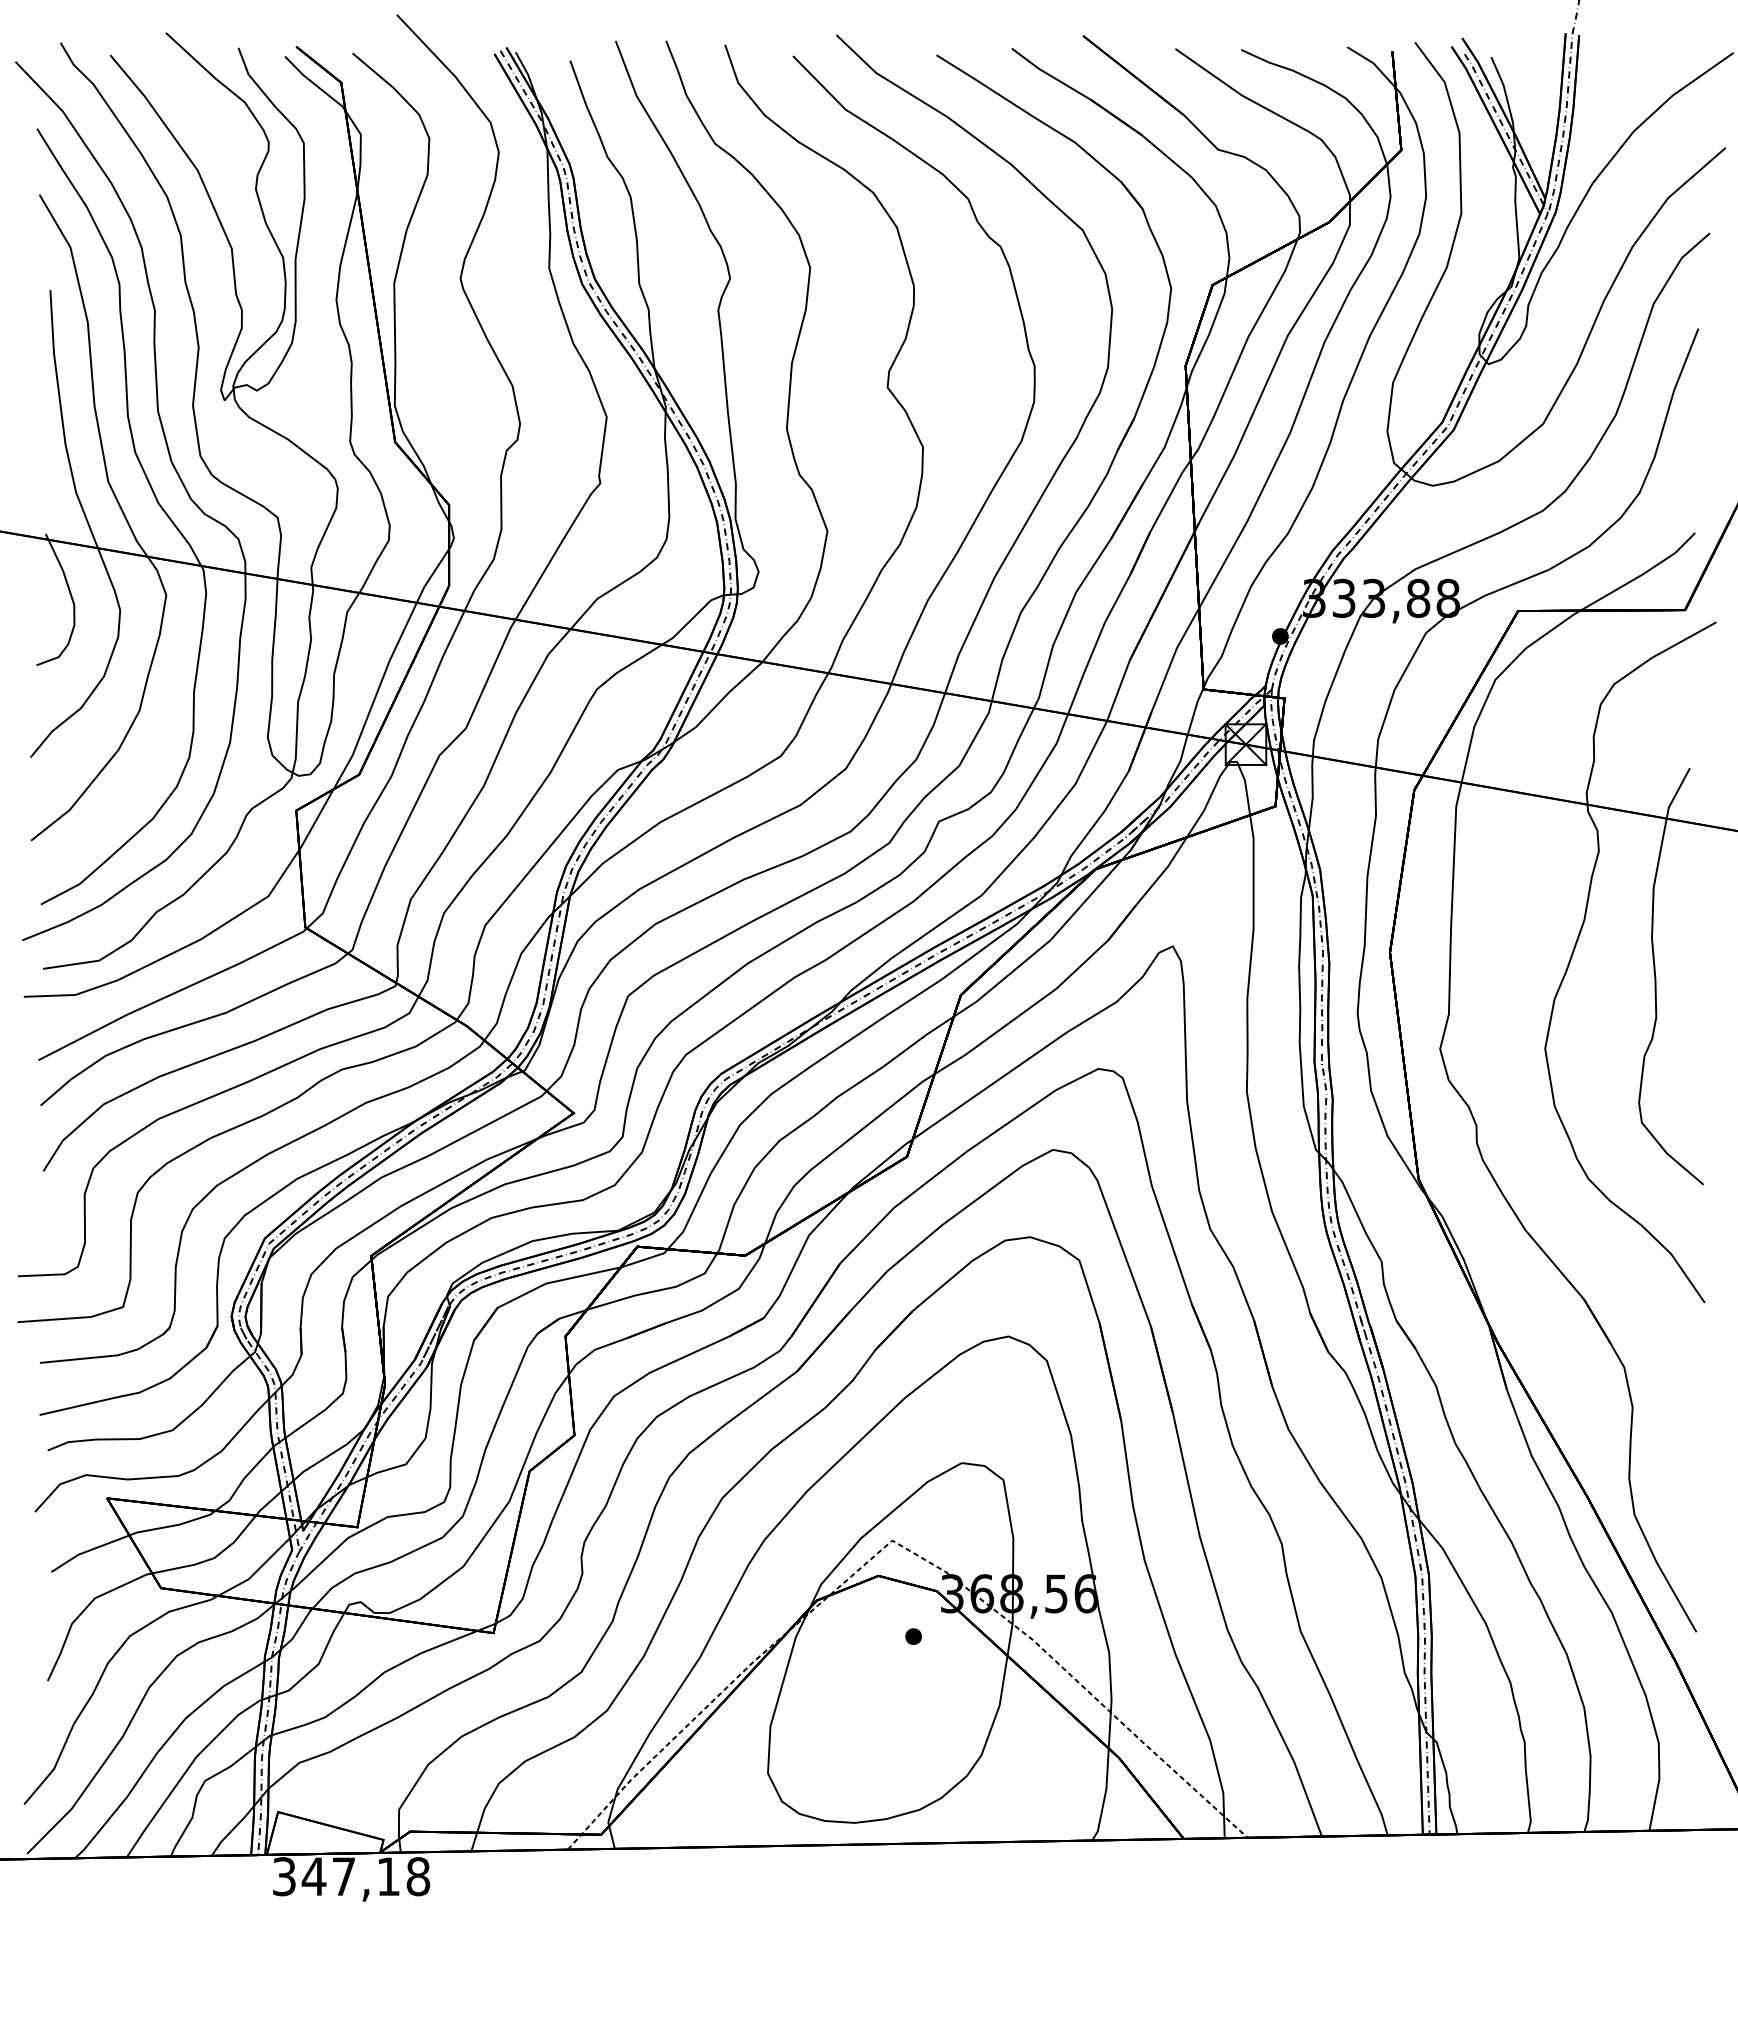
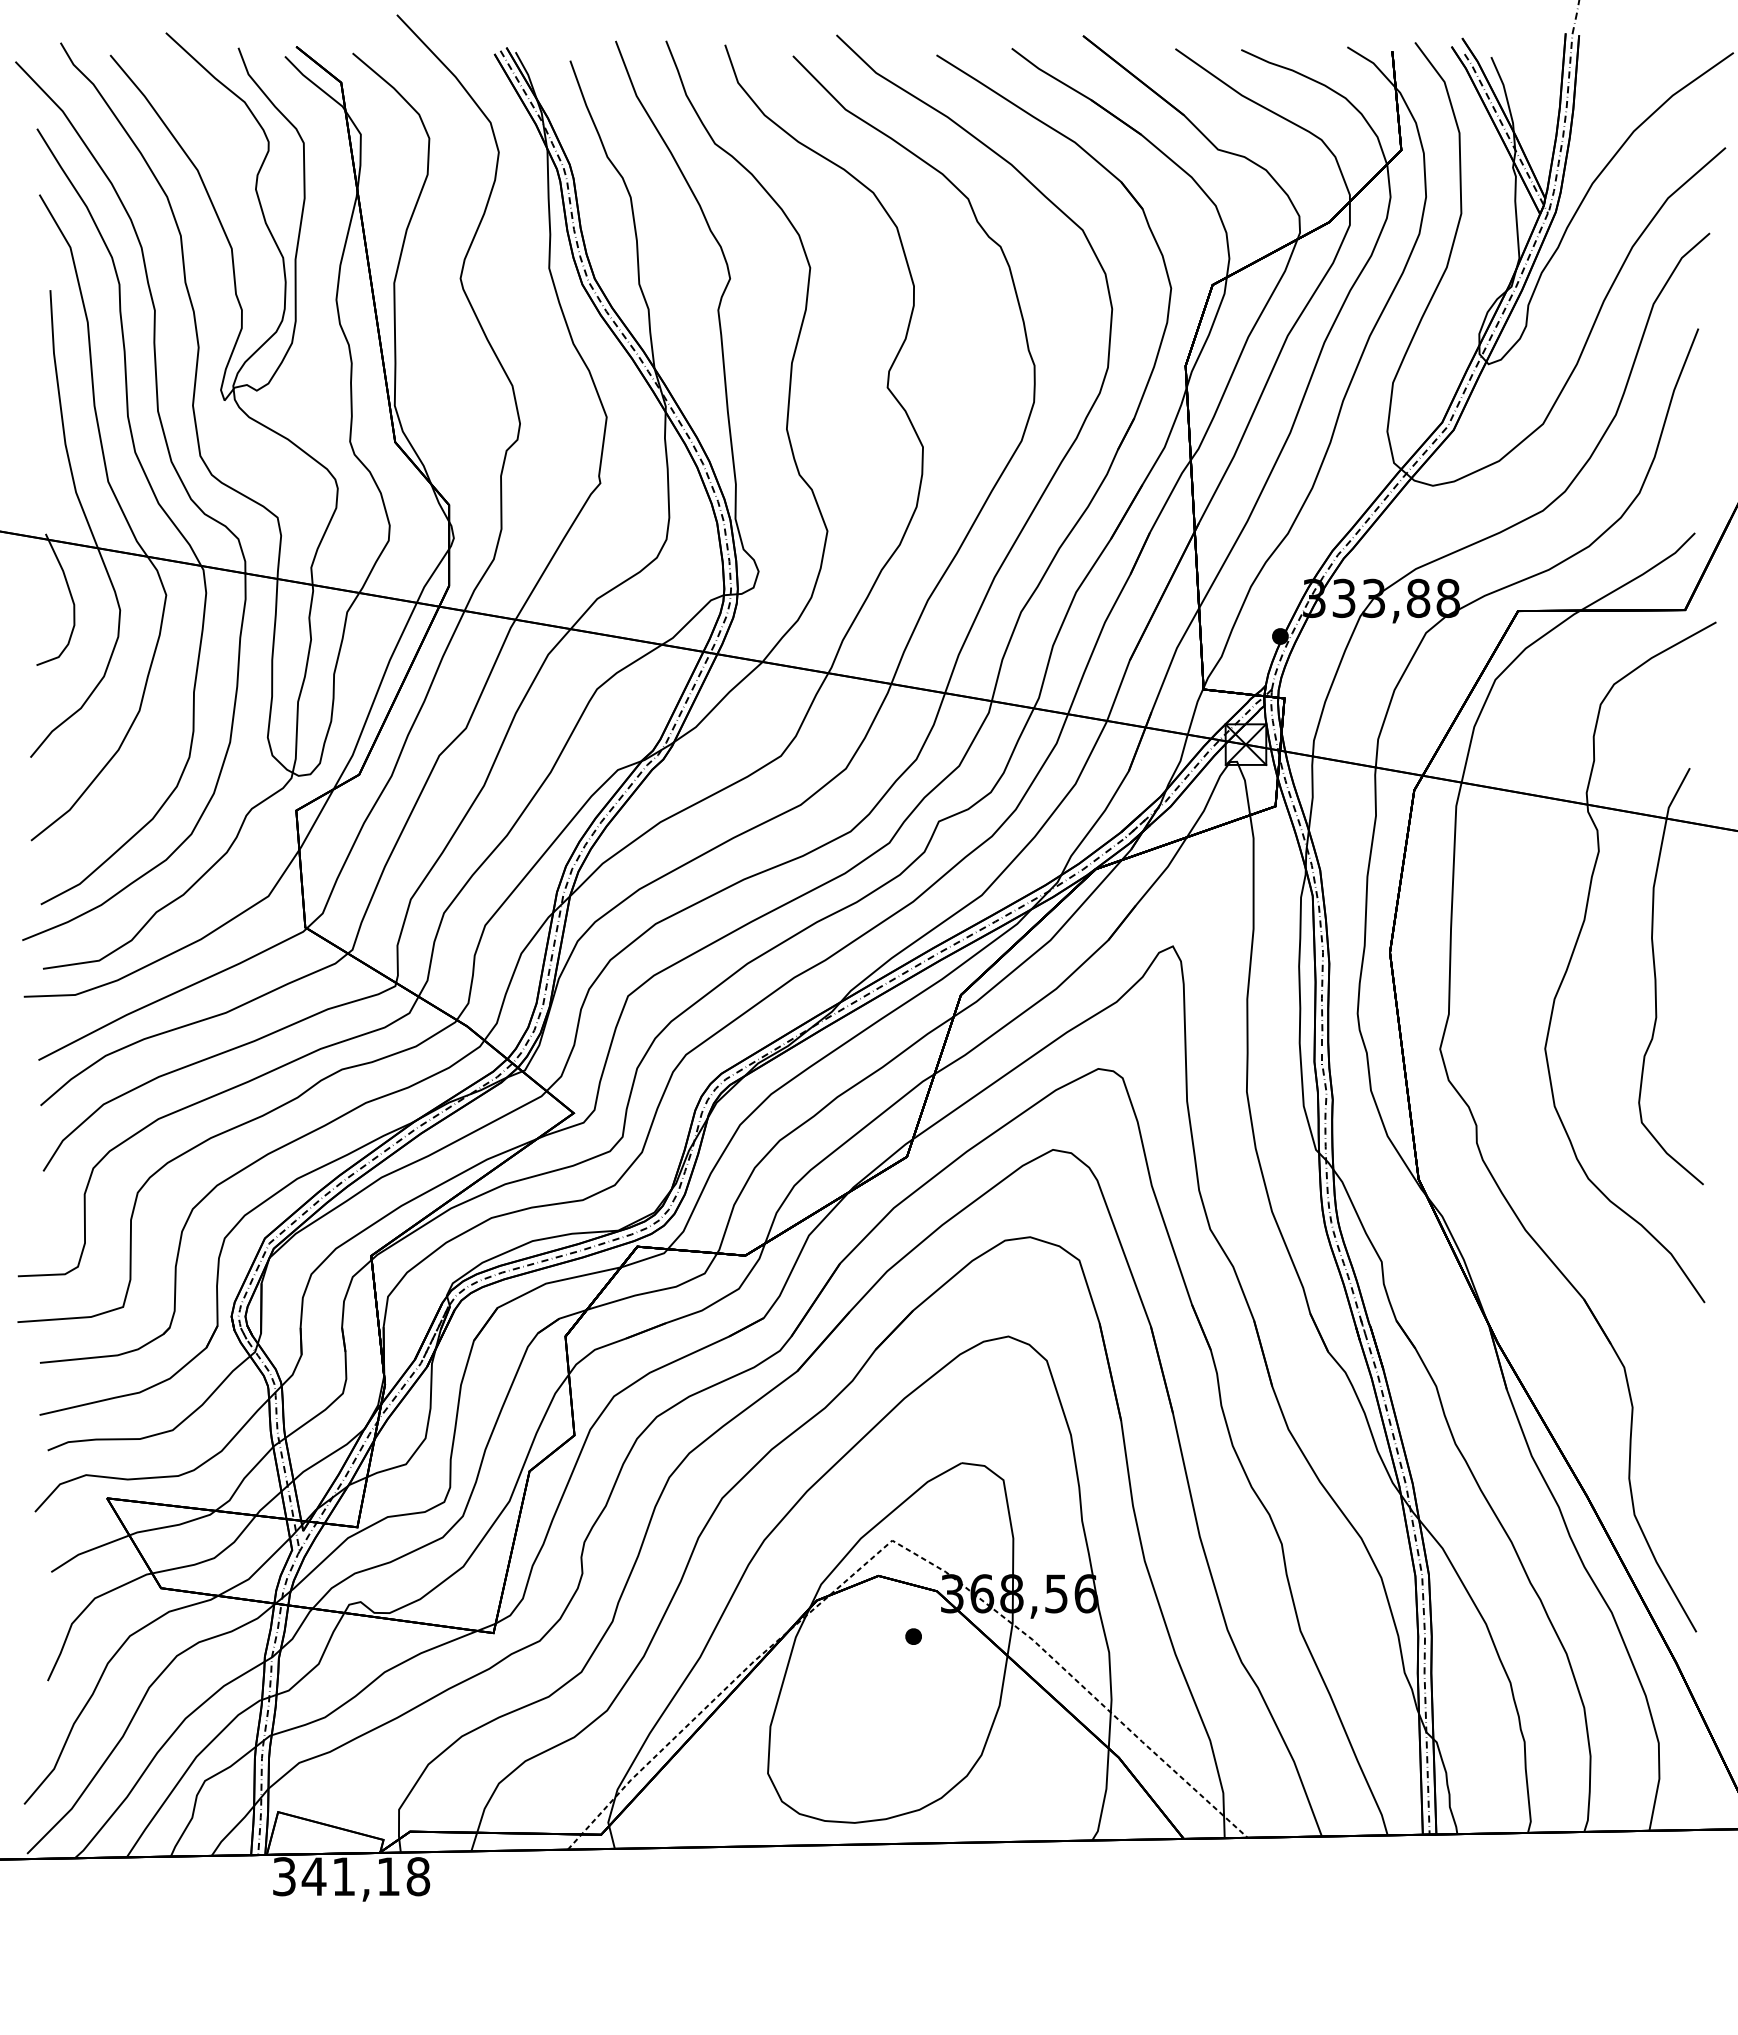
text: 347,18 -> 341,18 (343, 1876)
